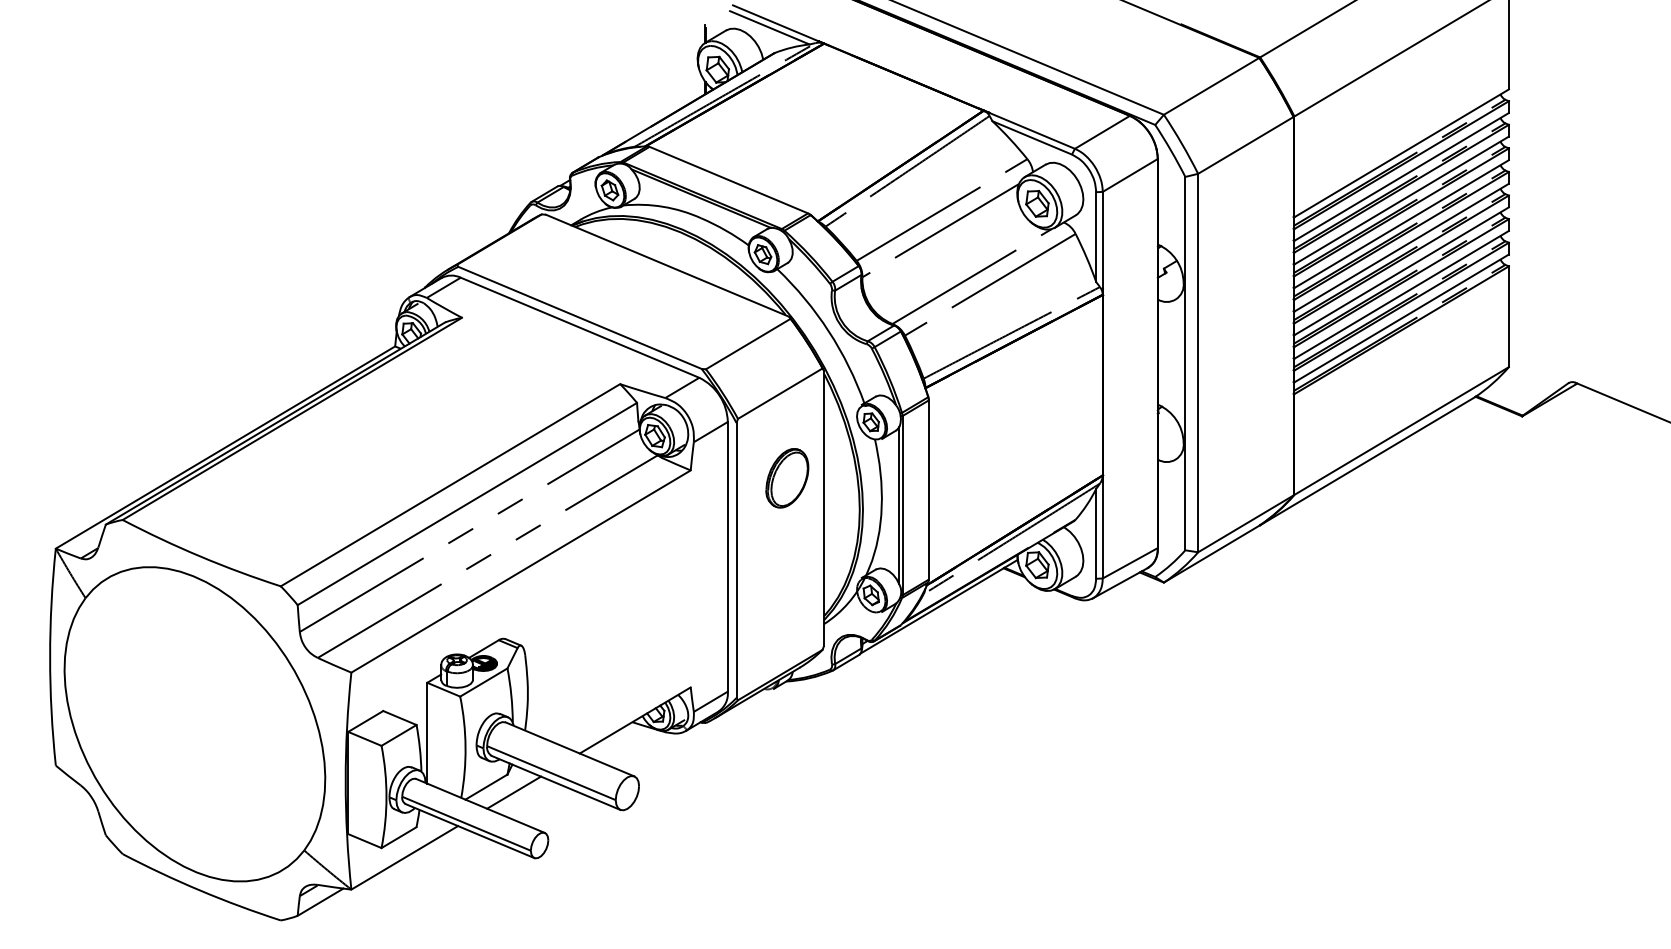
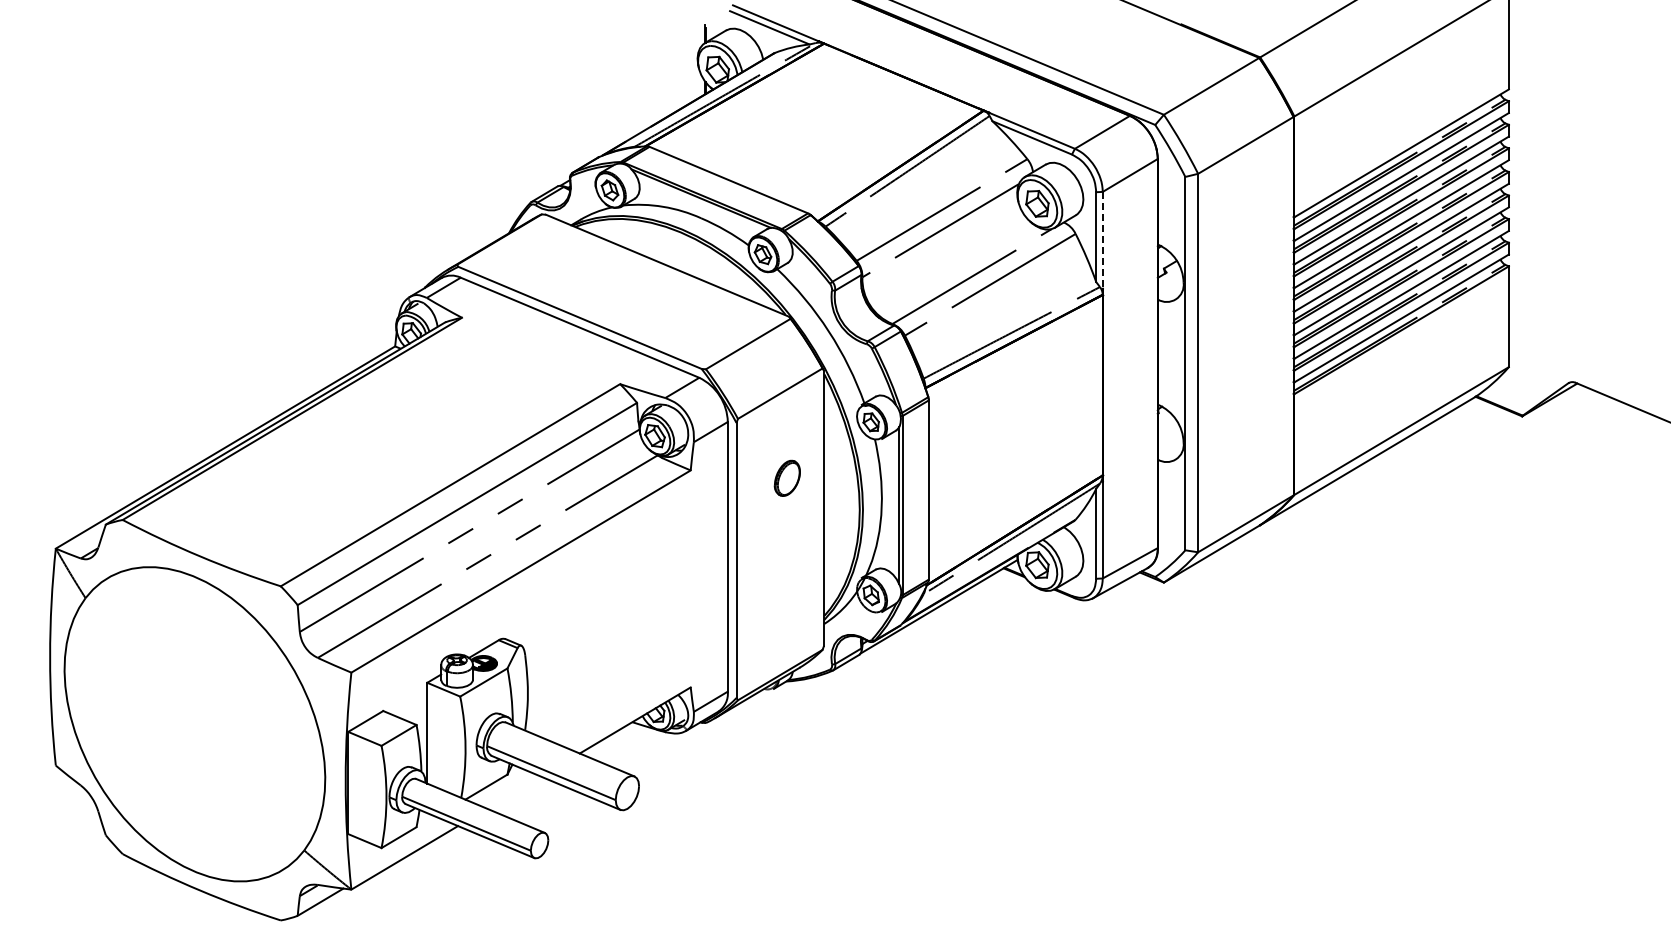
line: solid -> dashed (1102, 240)
part size: 45x61 px -> 28x38 px (786, 477)
line: present -> none (514, 792)
